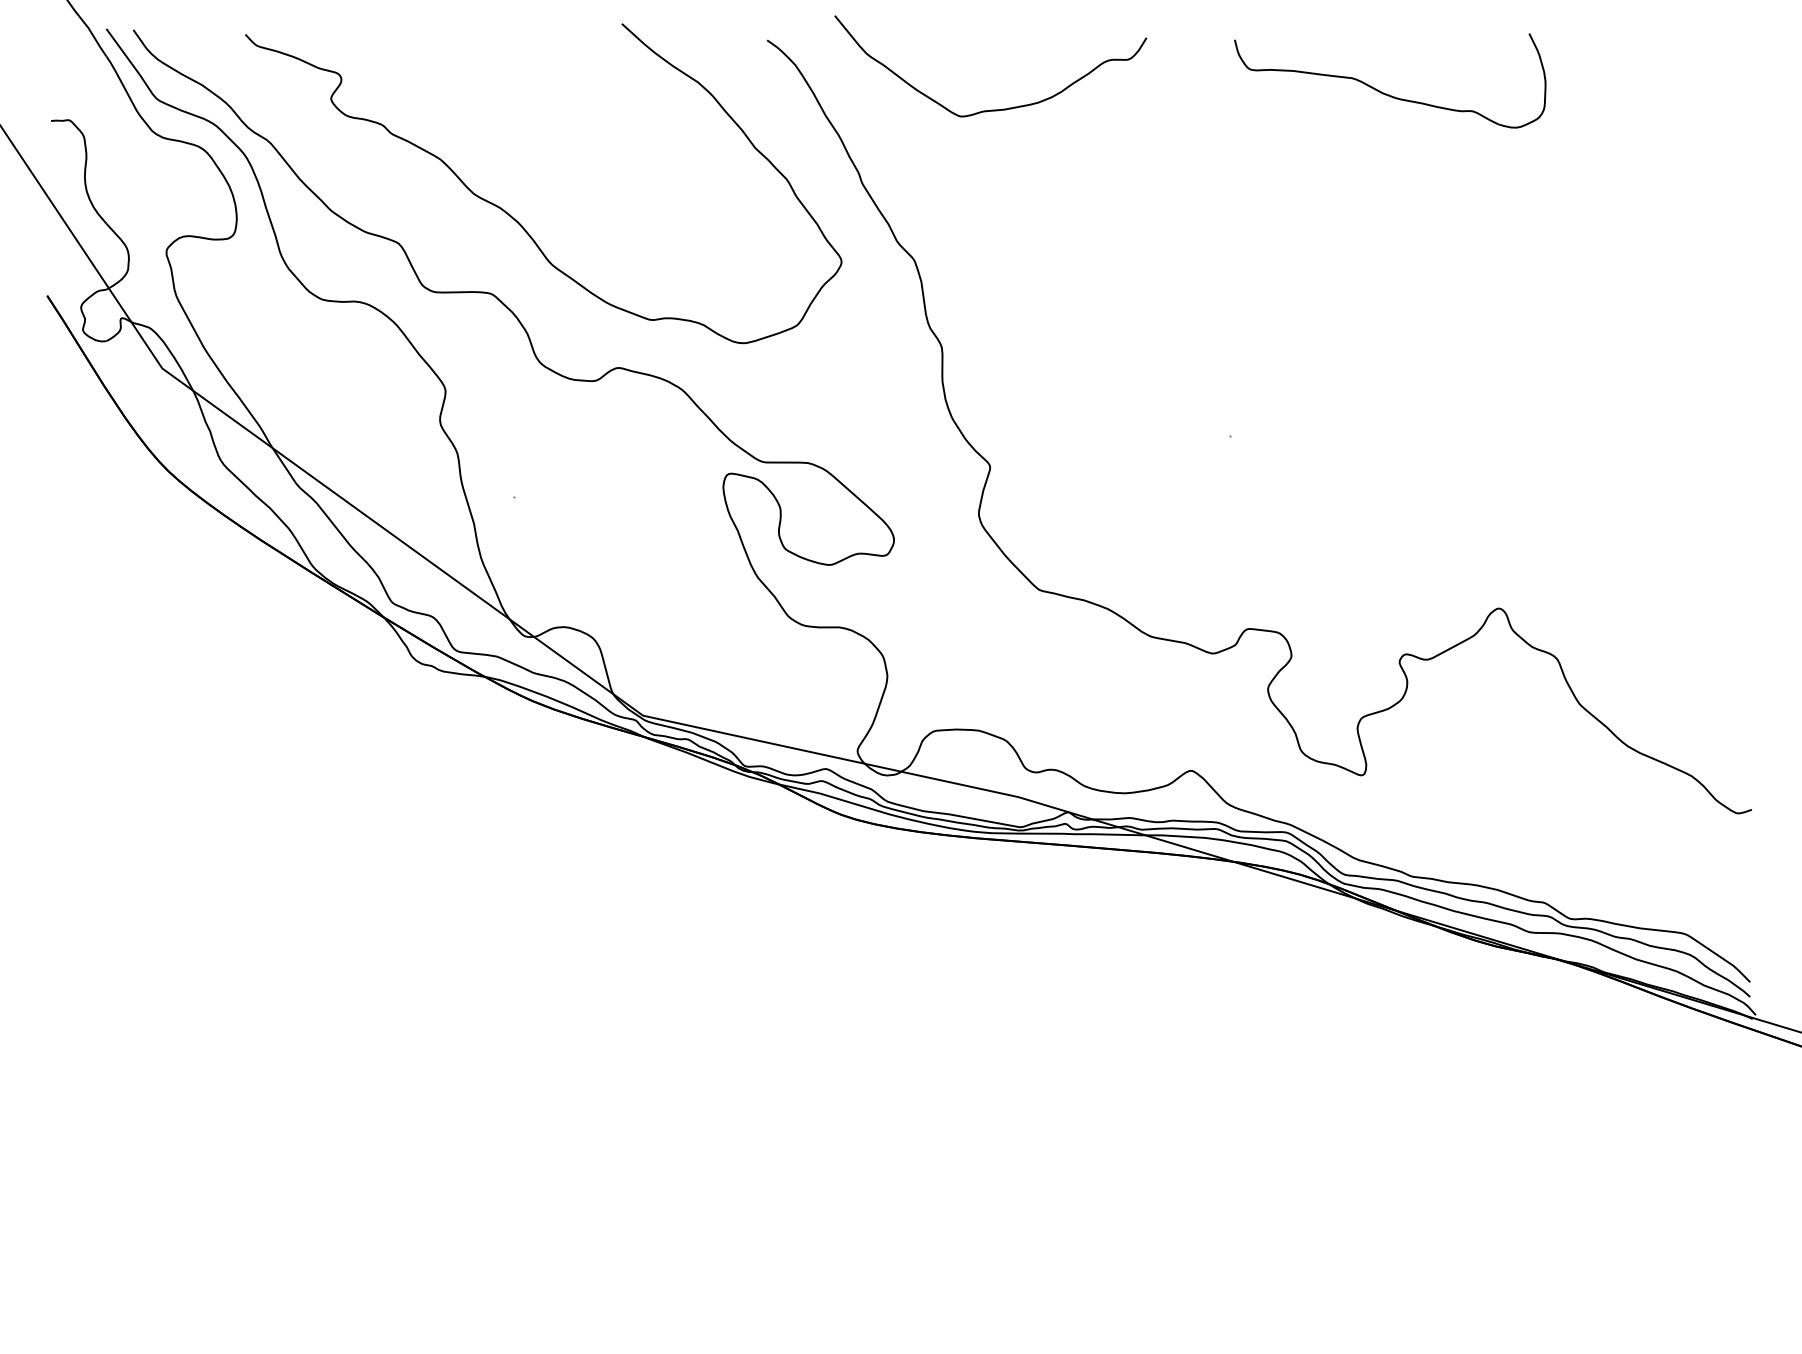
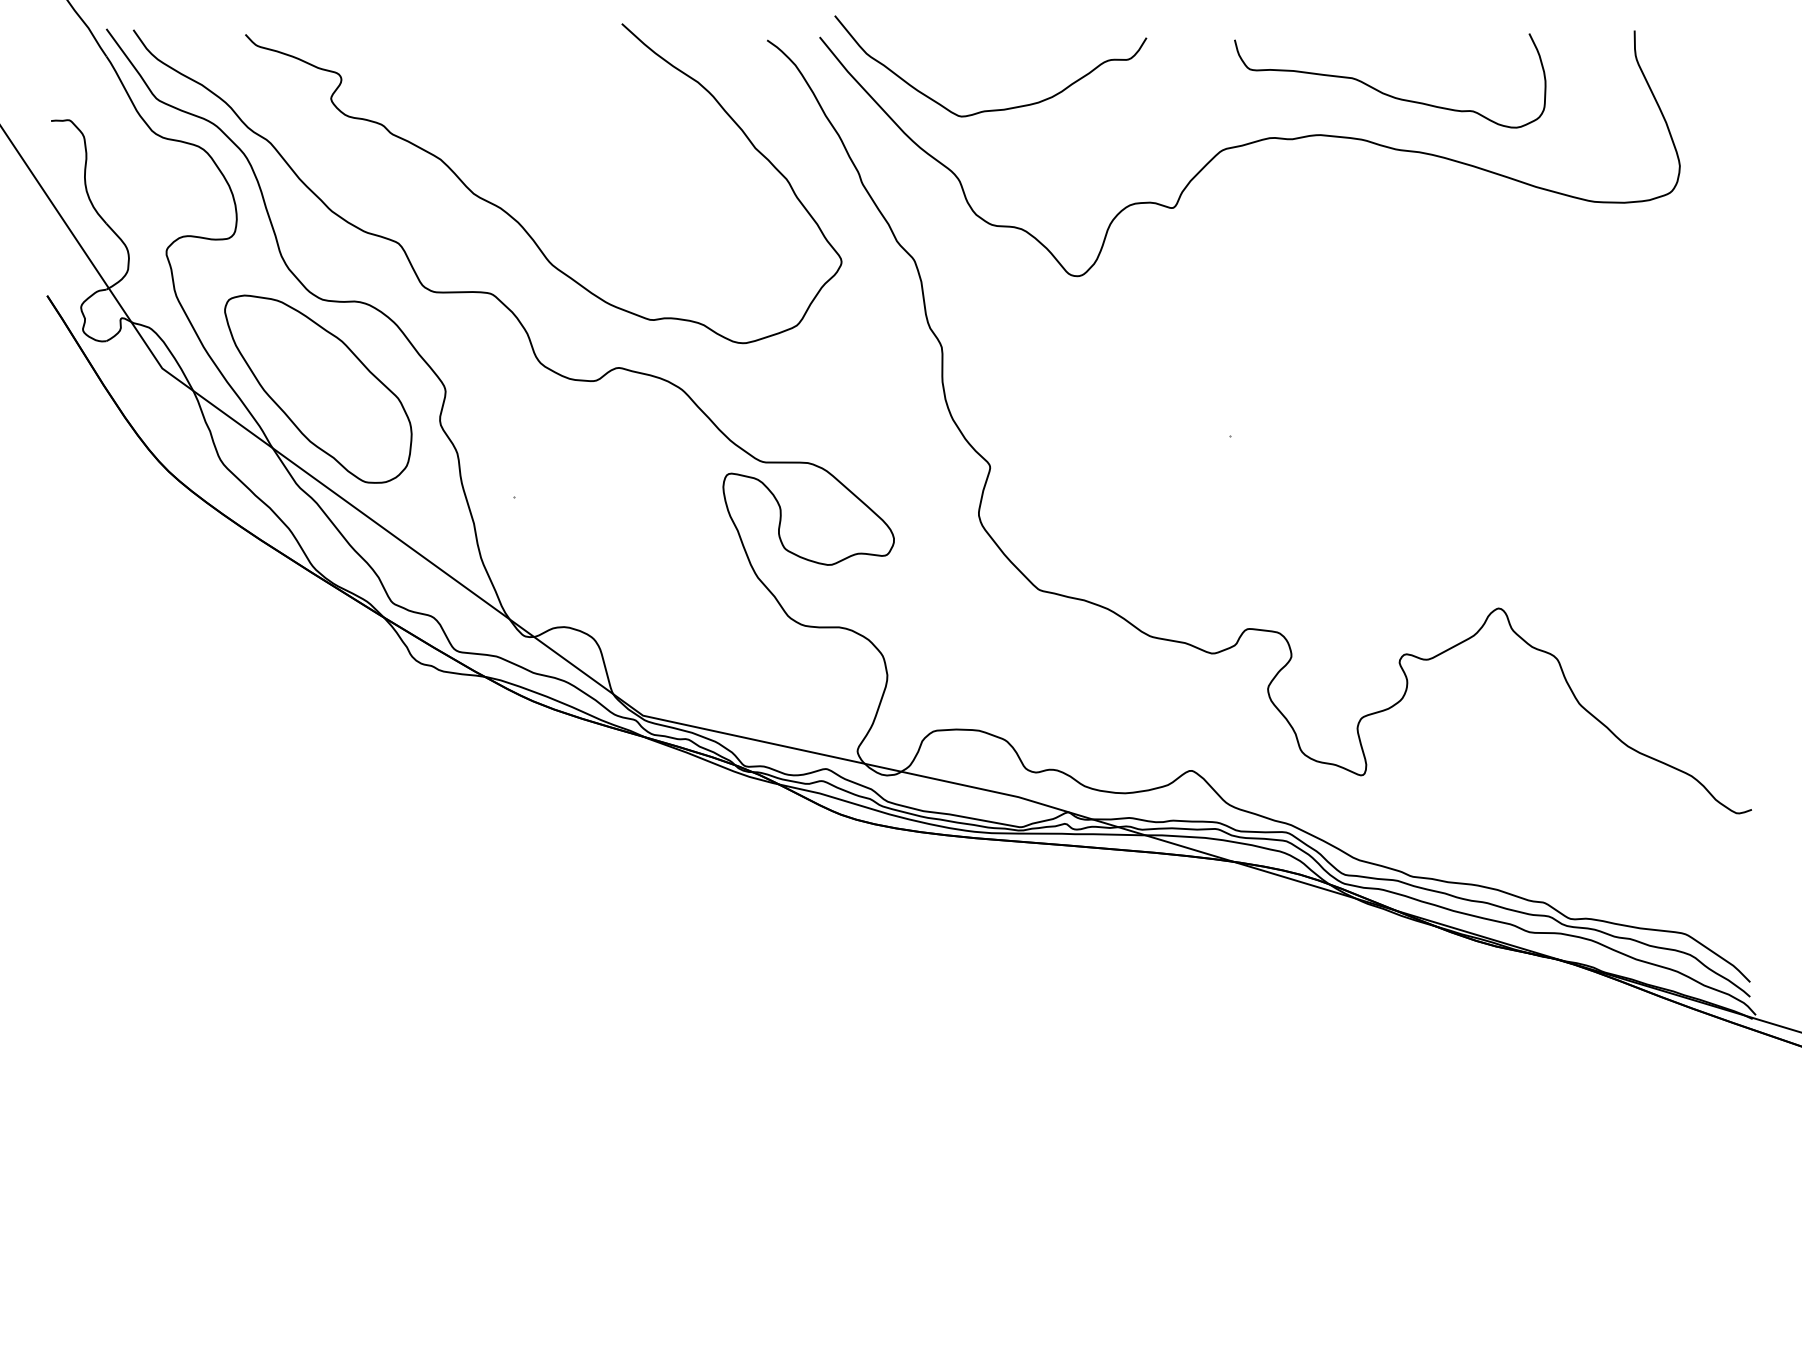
curve: none -> present (1247, 145)
part: none -> present (318, 388)
